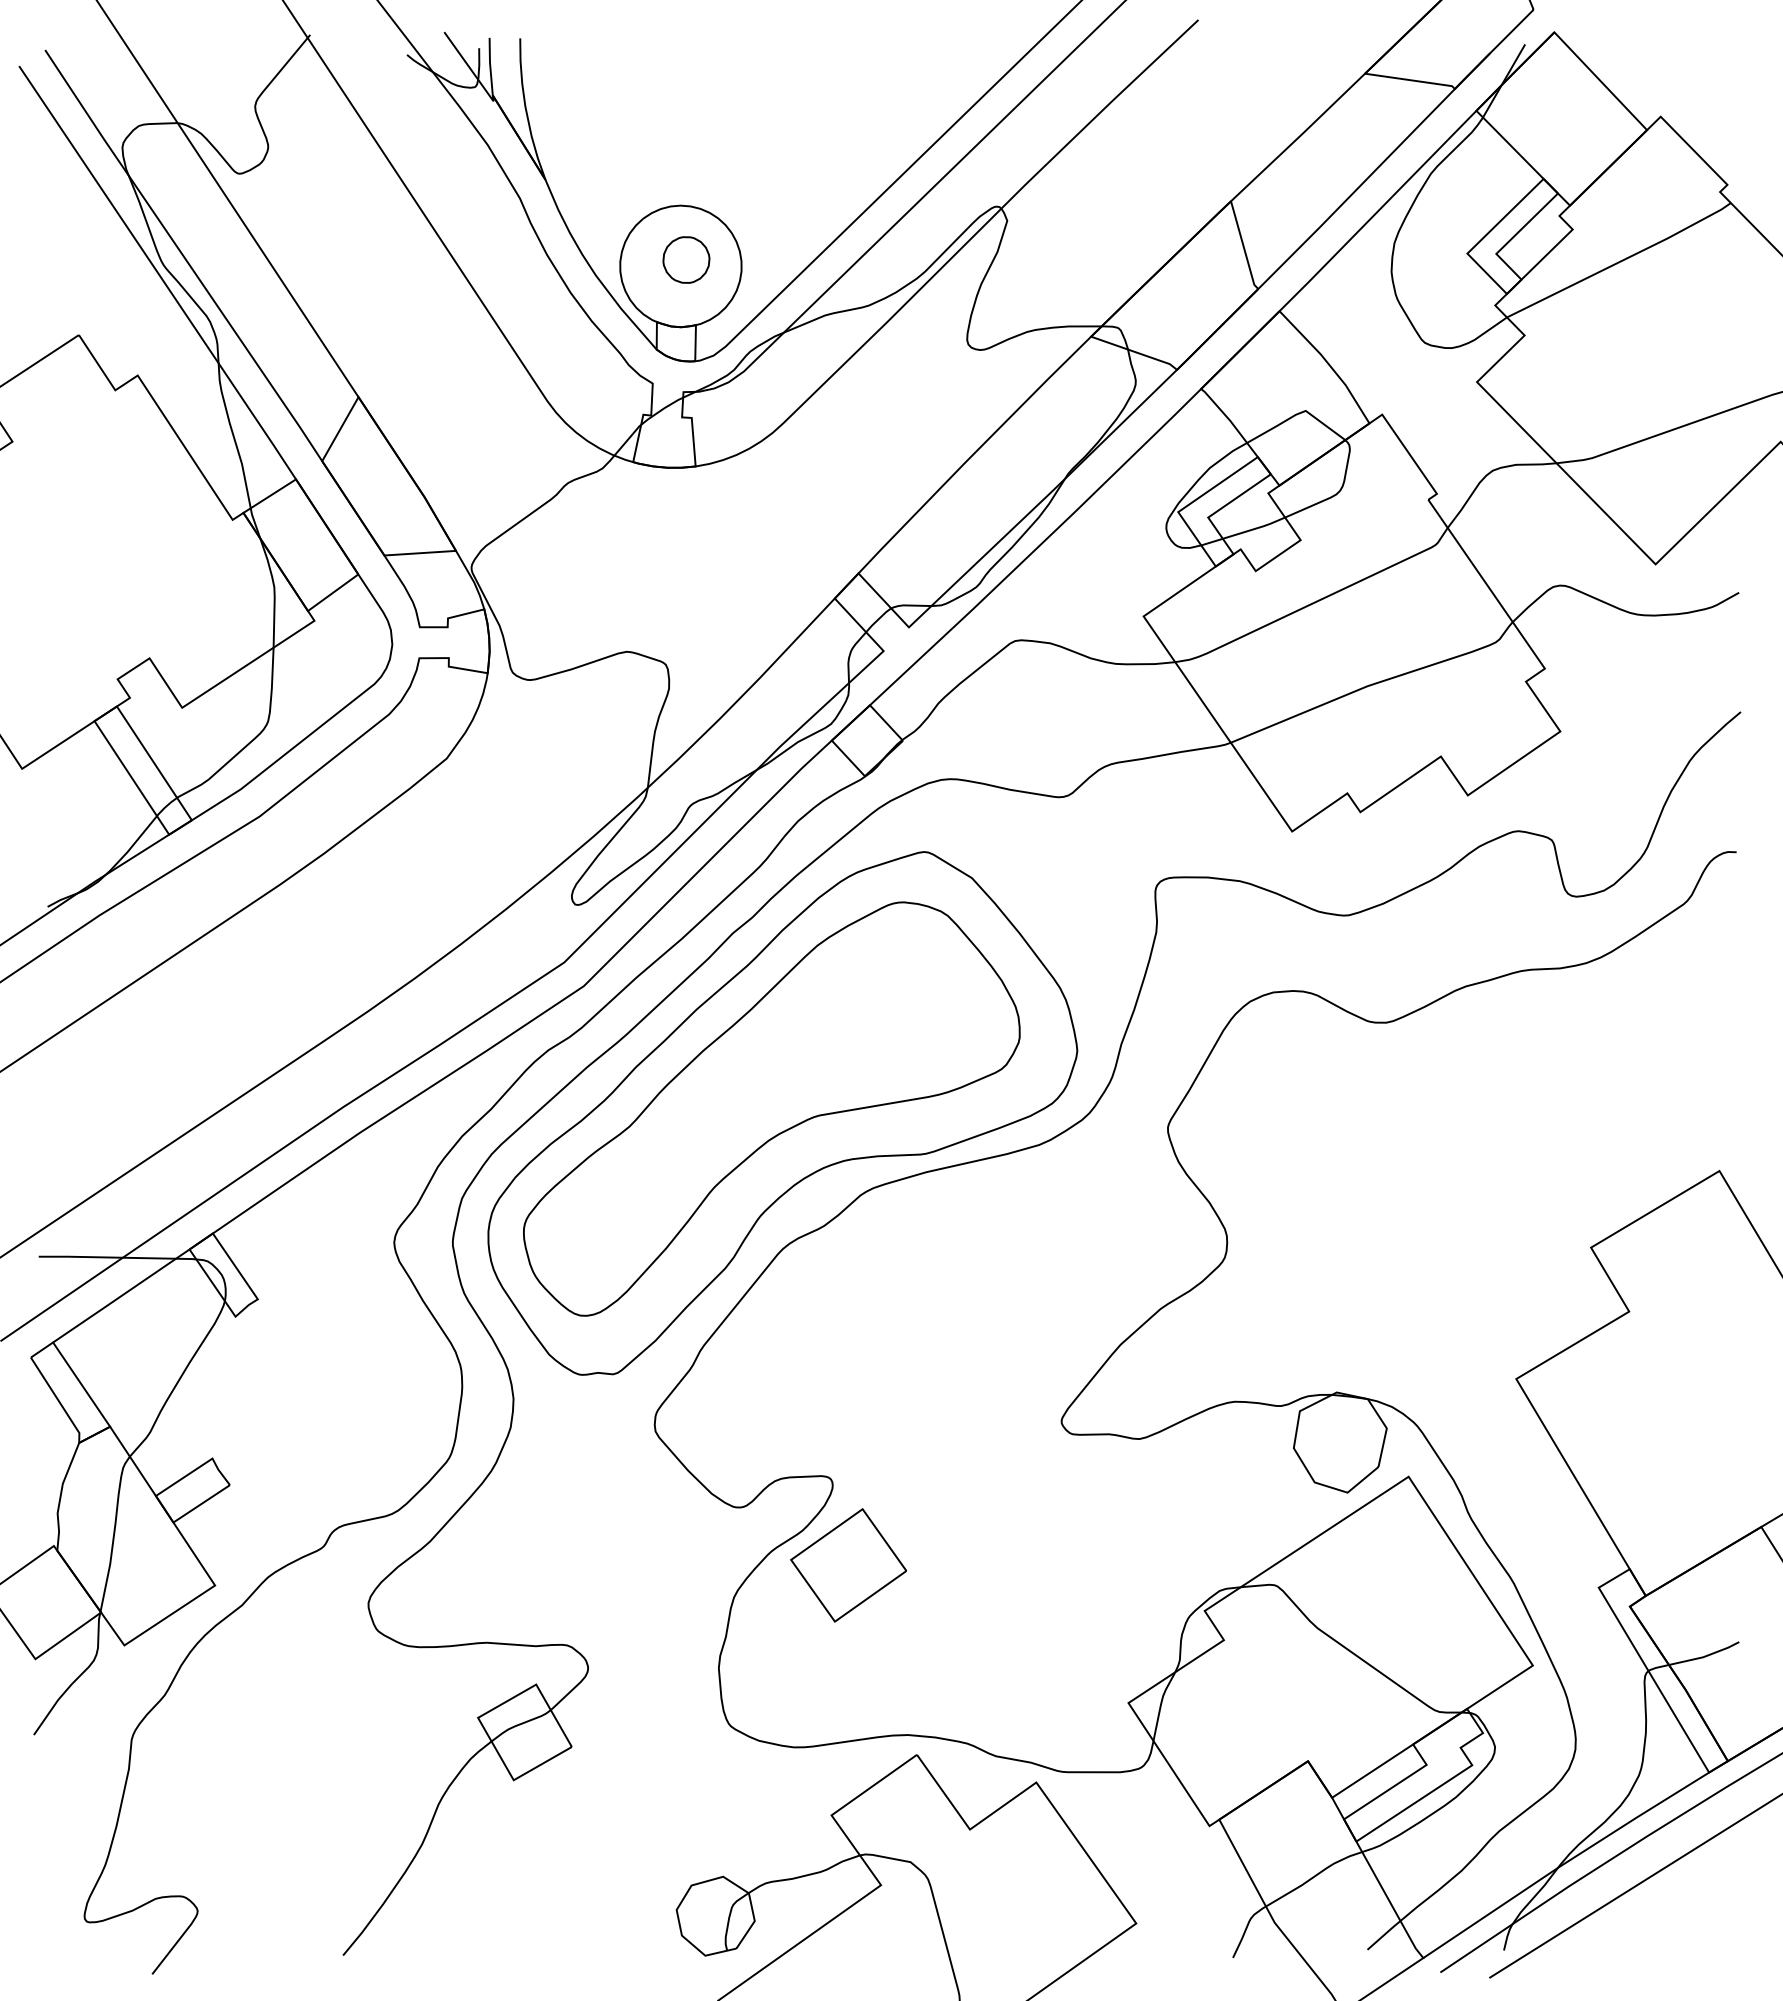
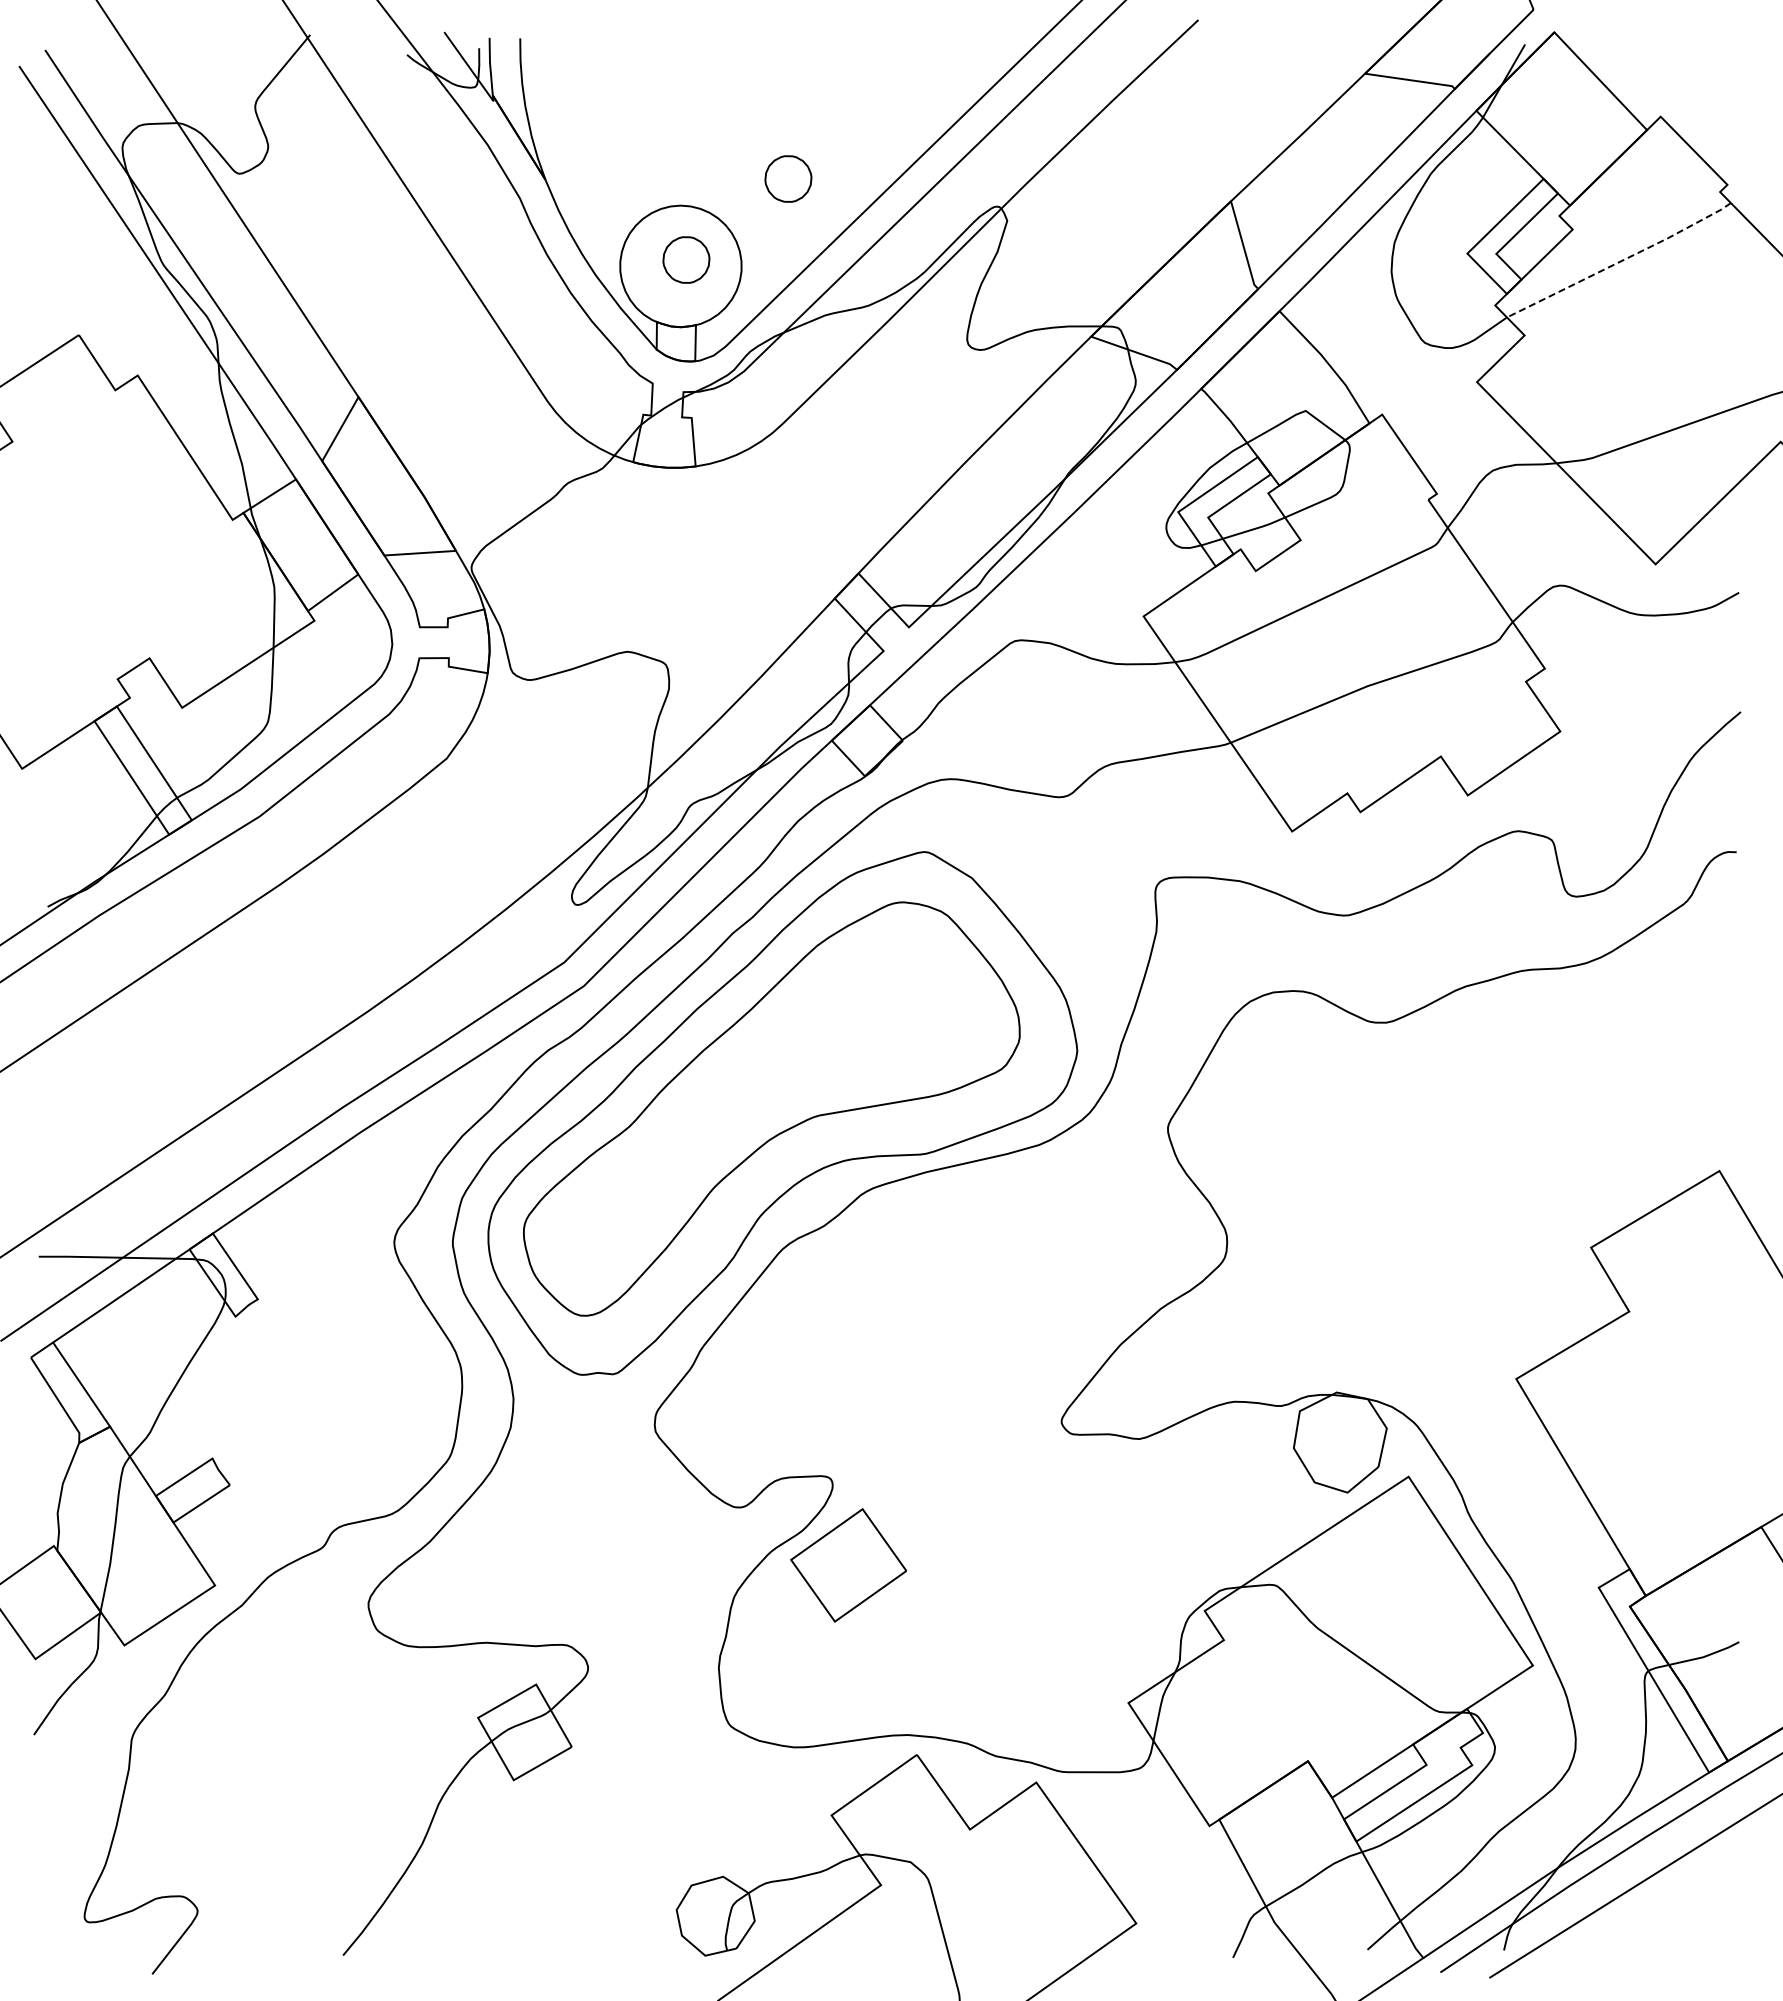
part: none -> present (788, 178)
line: solid -> dashed (1620, 261)
